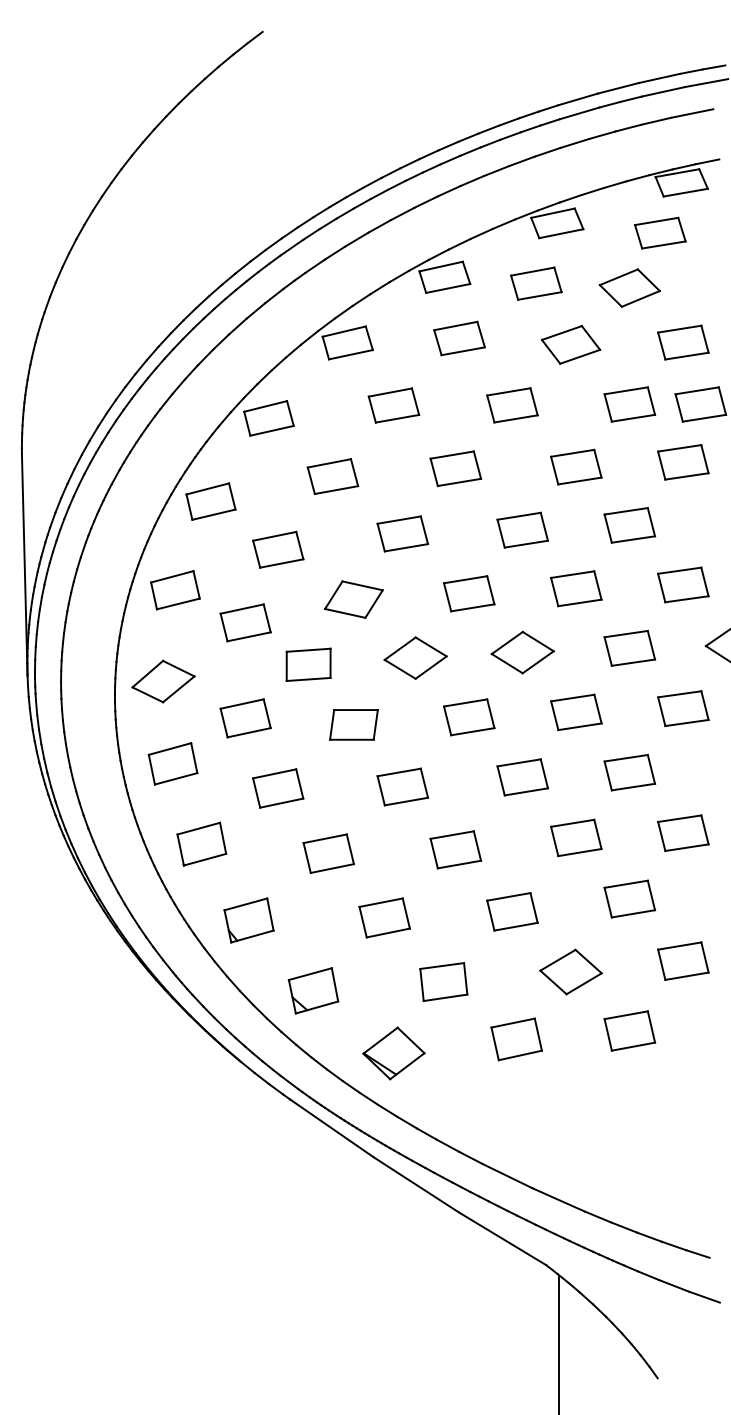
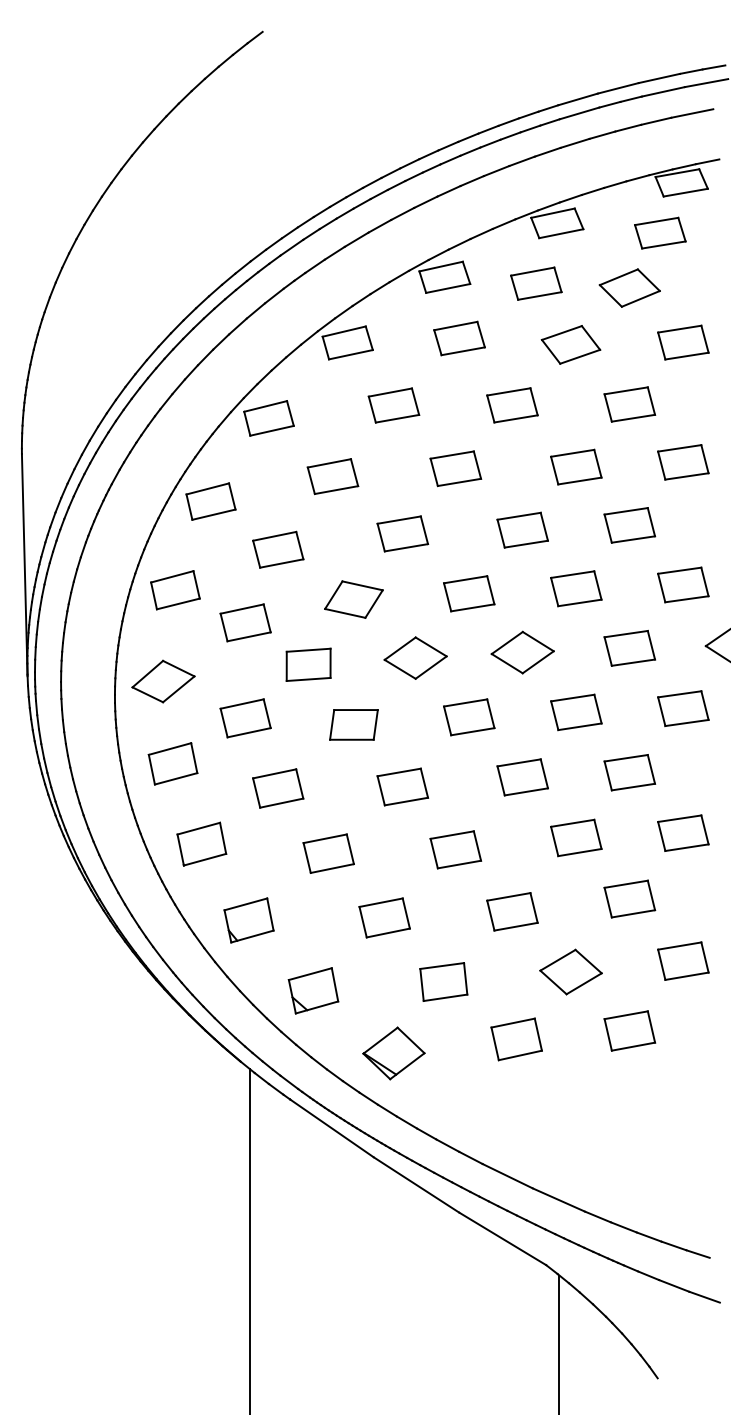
part: present -> none (700, 404)
line: none -> present (249, 1239)
